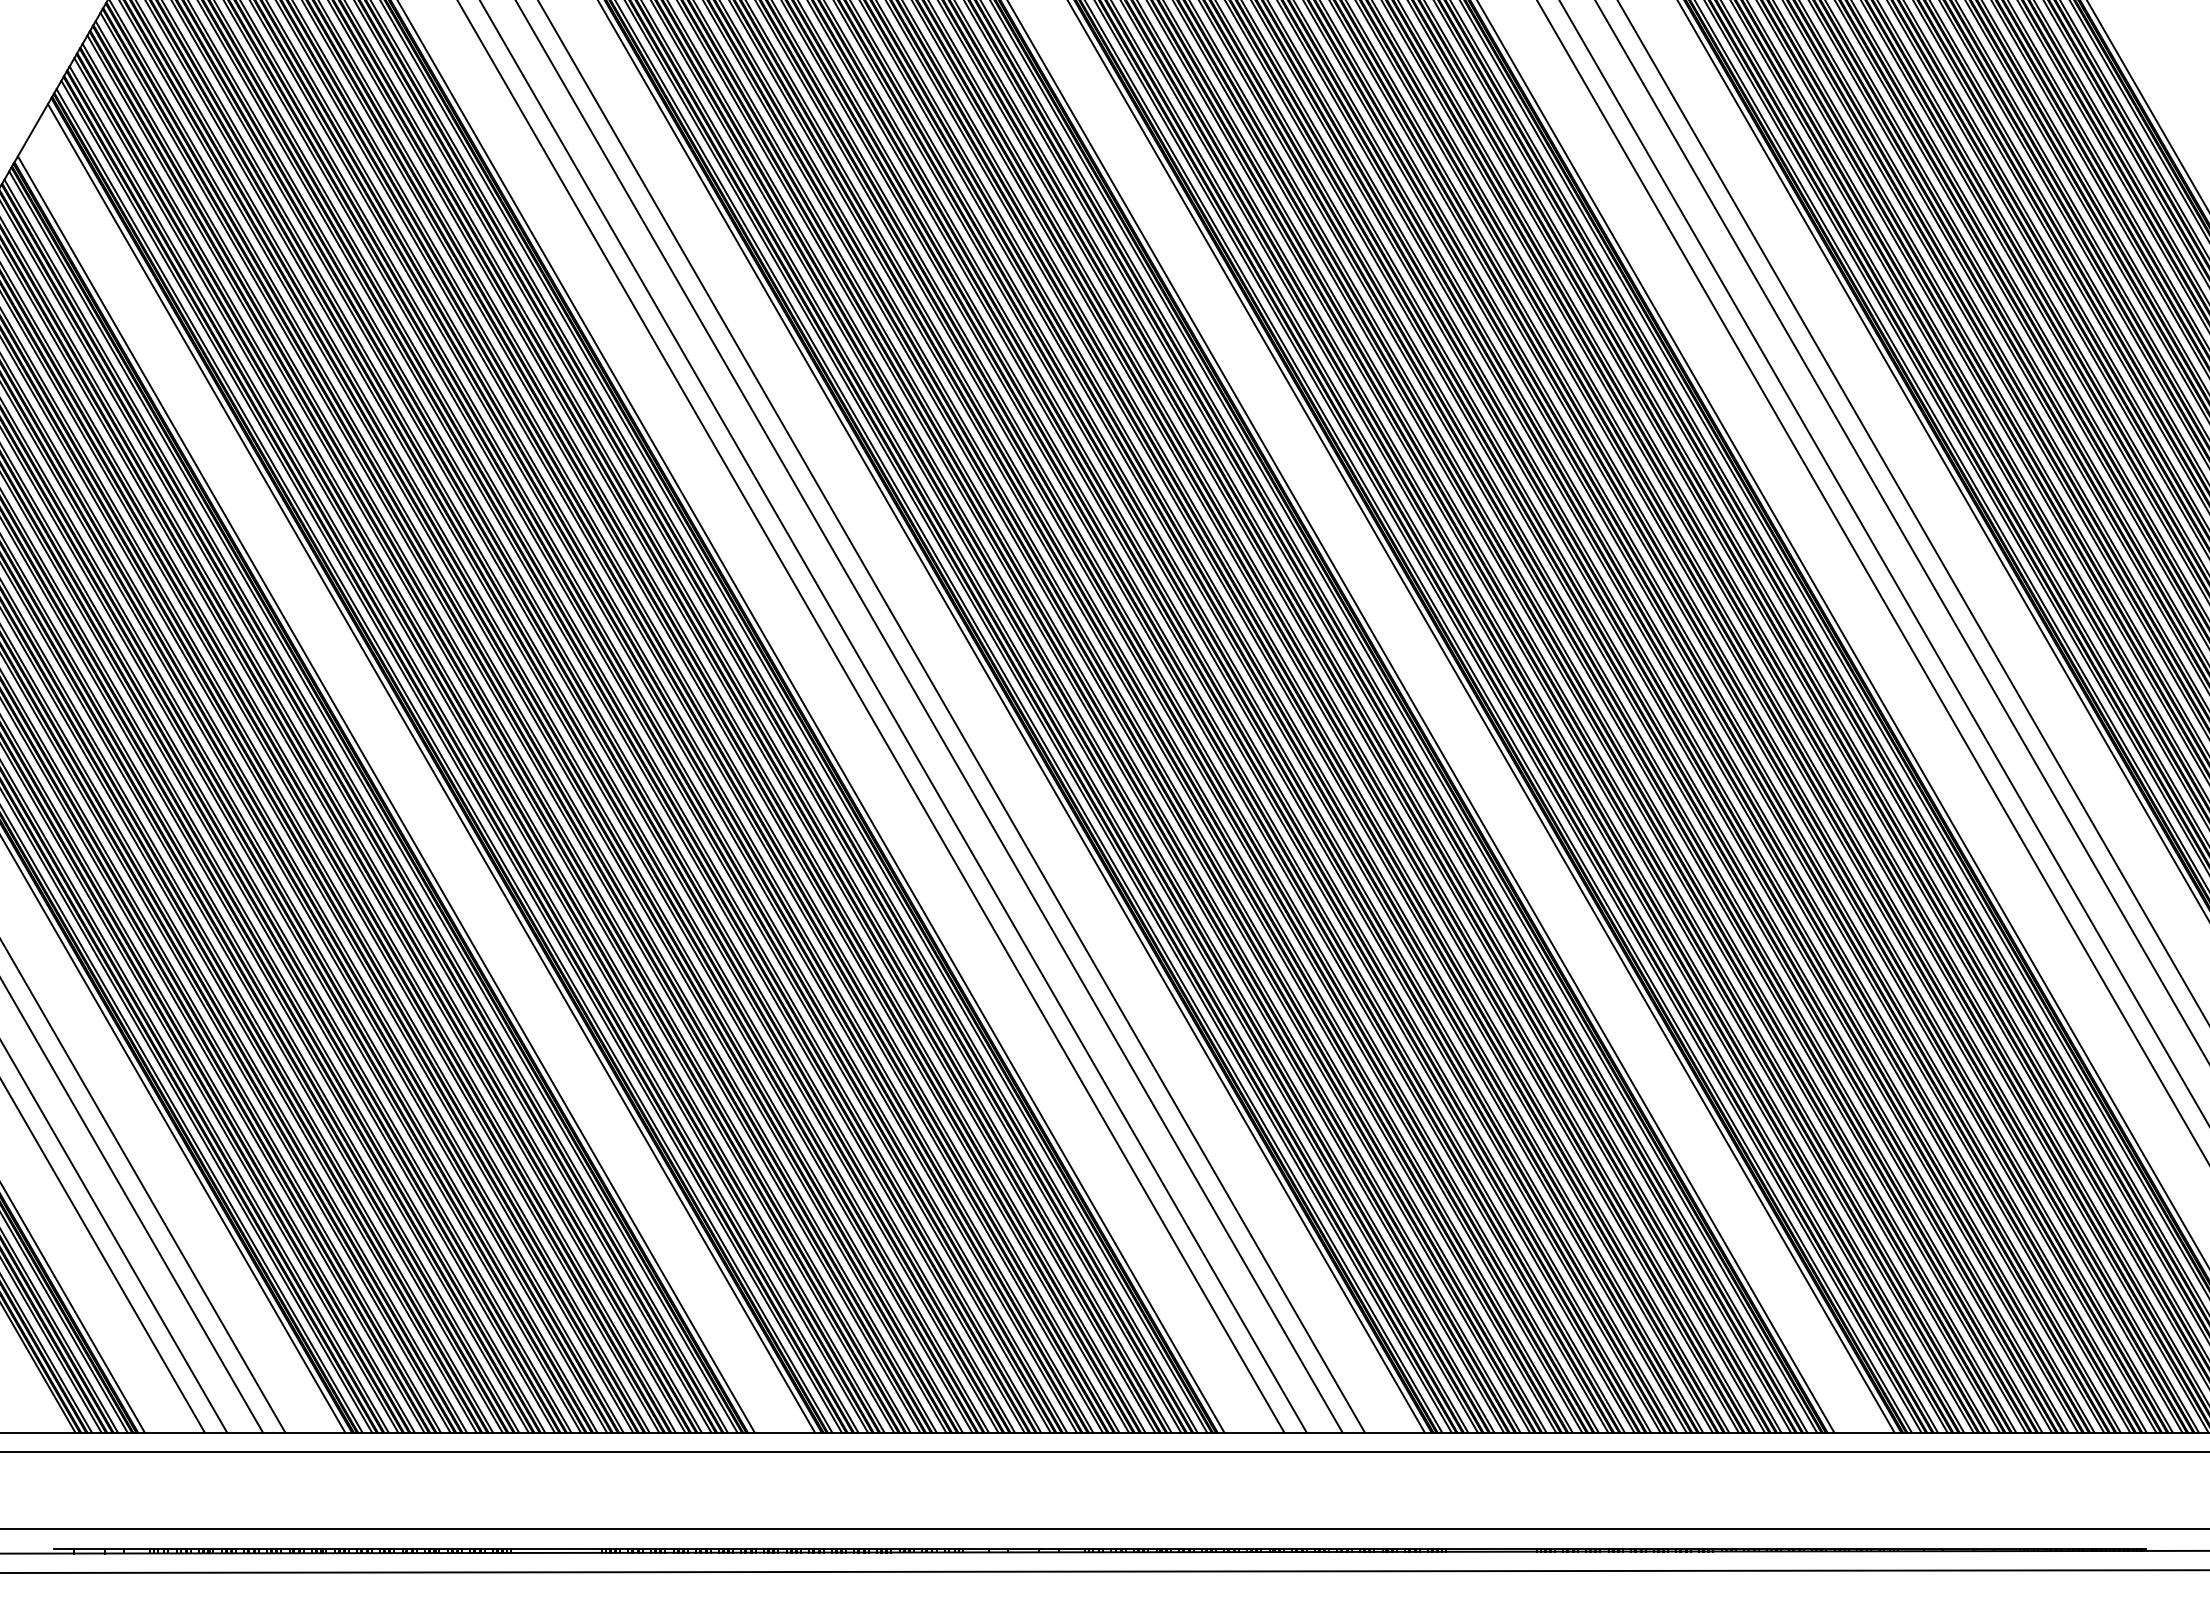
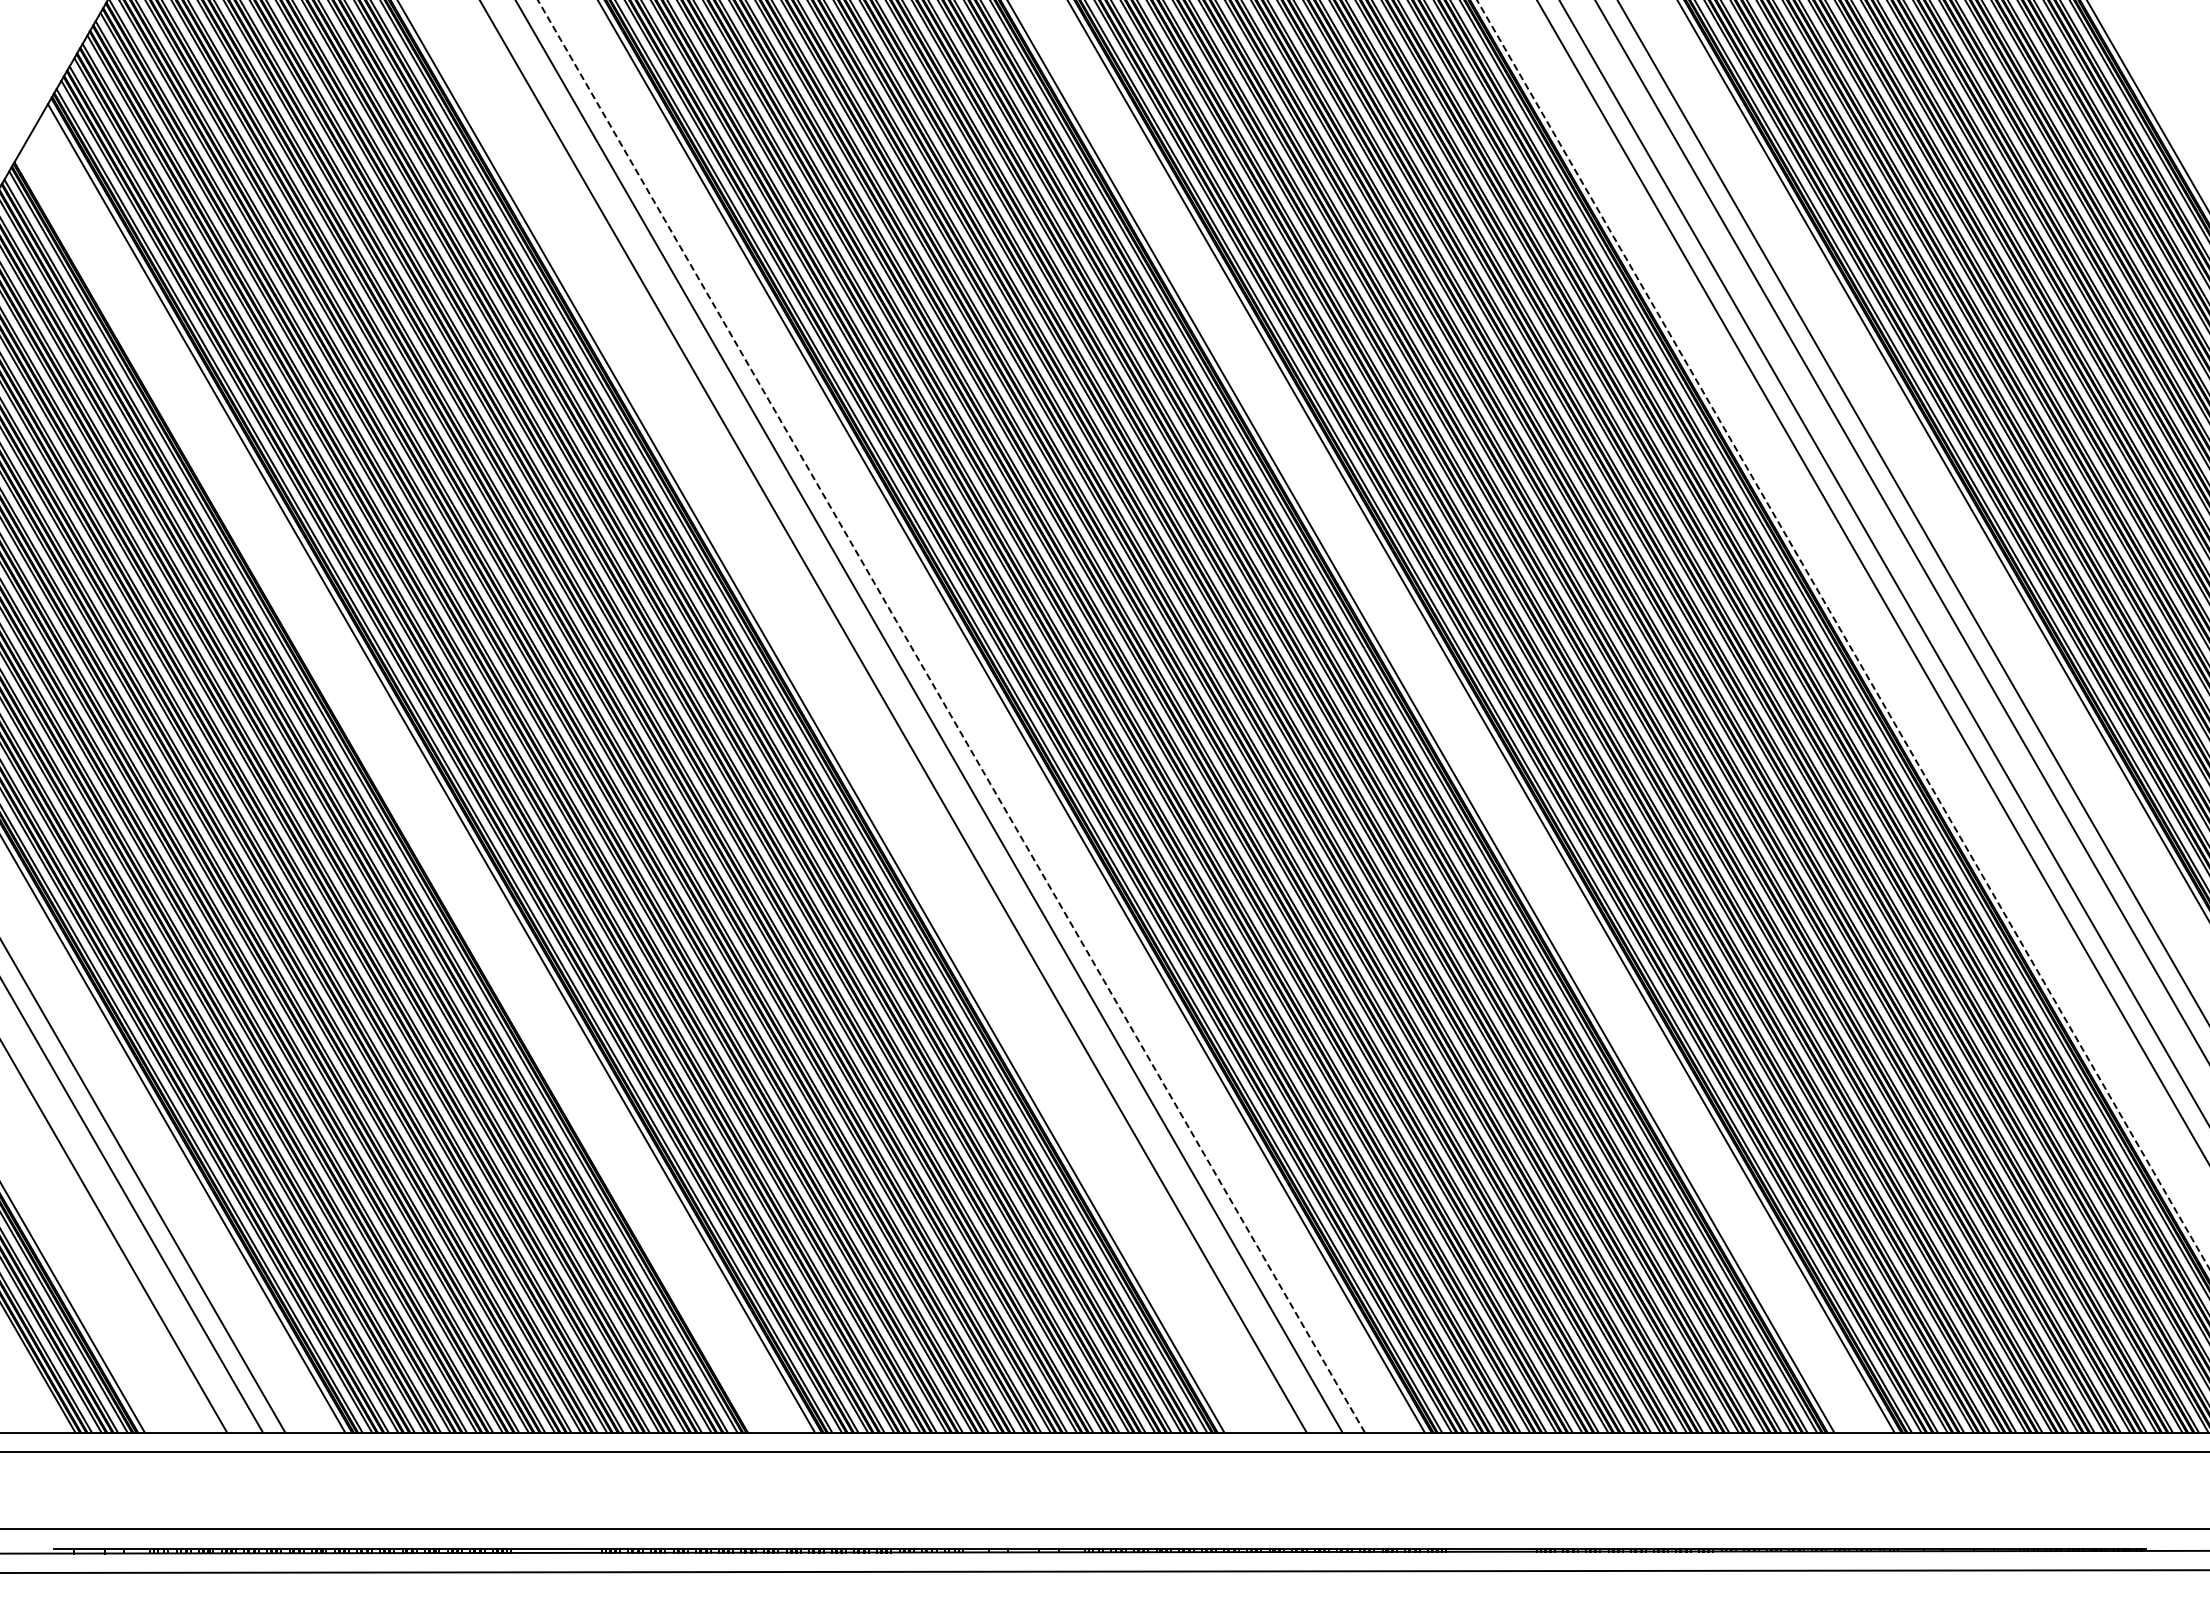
line: solid -> dashed (1843, 634)
line: solid -> dashed (951, 716)
line: present -> none (871, 717)
line: present -> none (385, 794)
line: present -> none (103, 1256)
